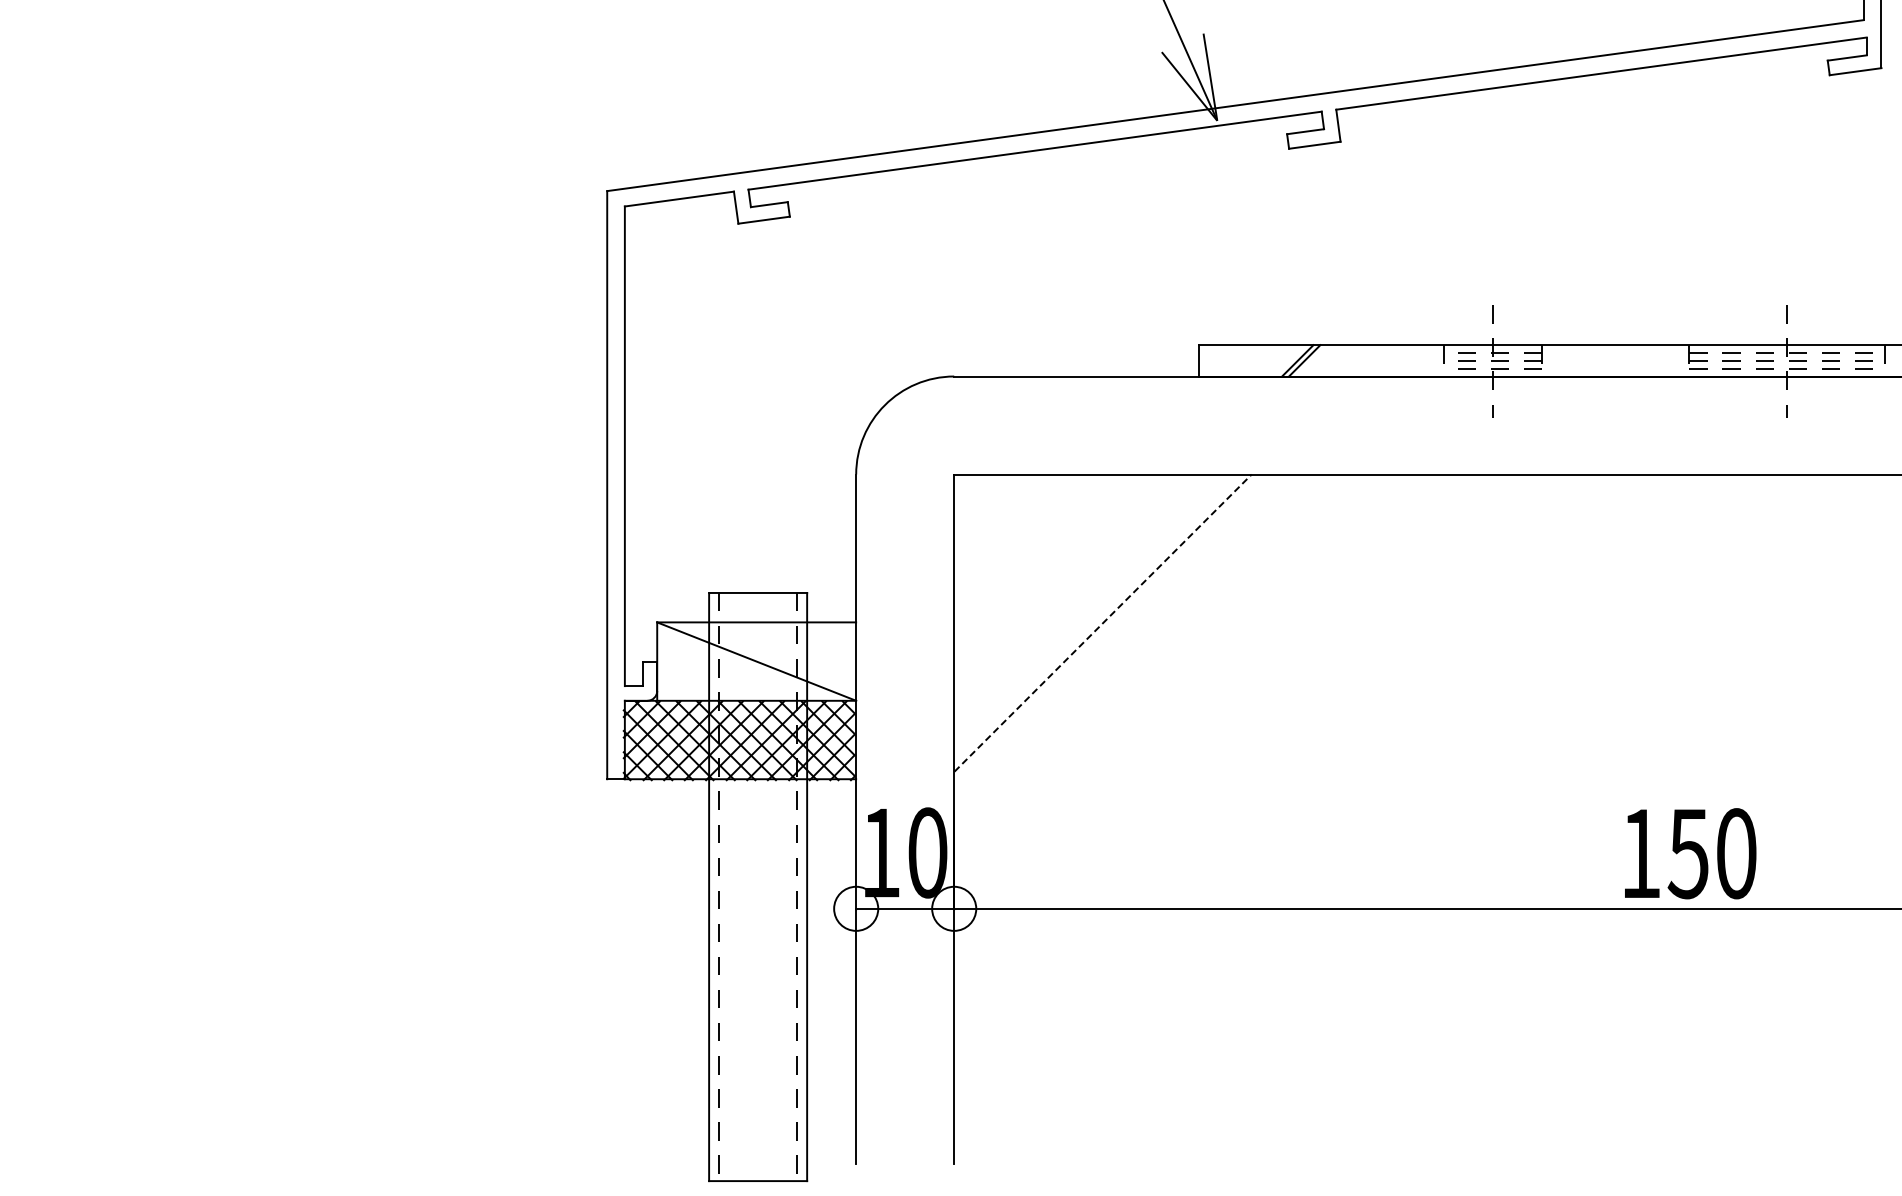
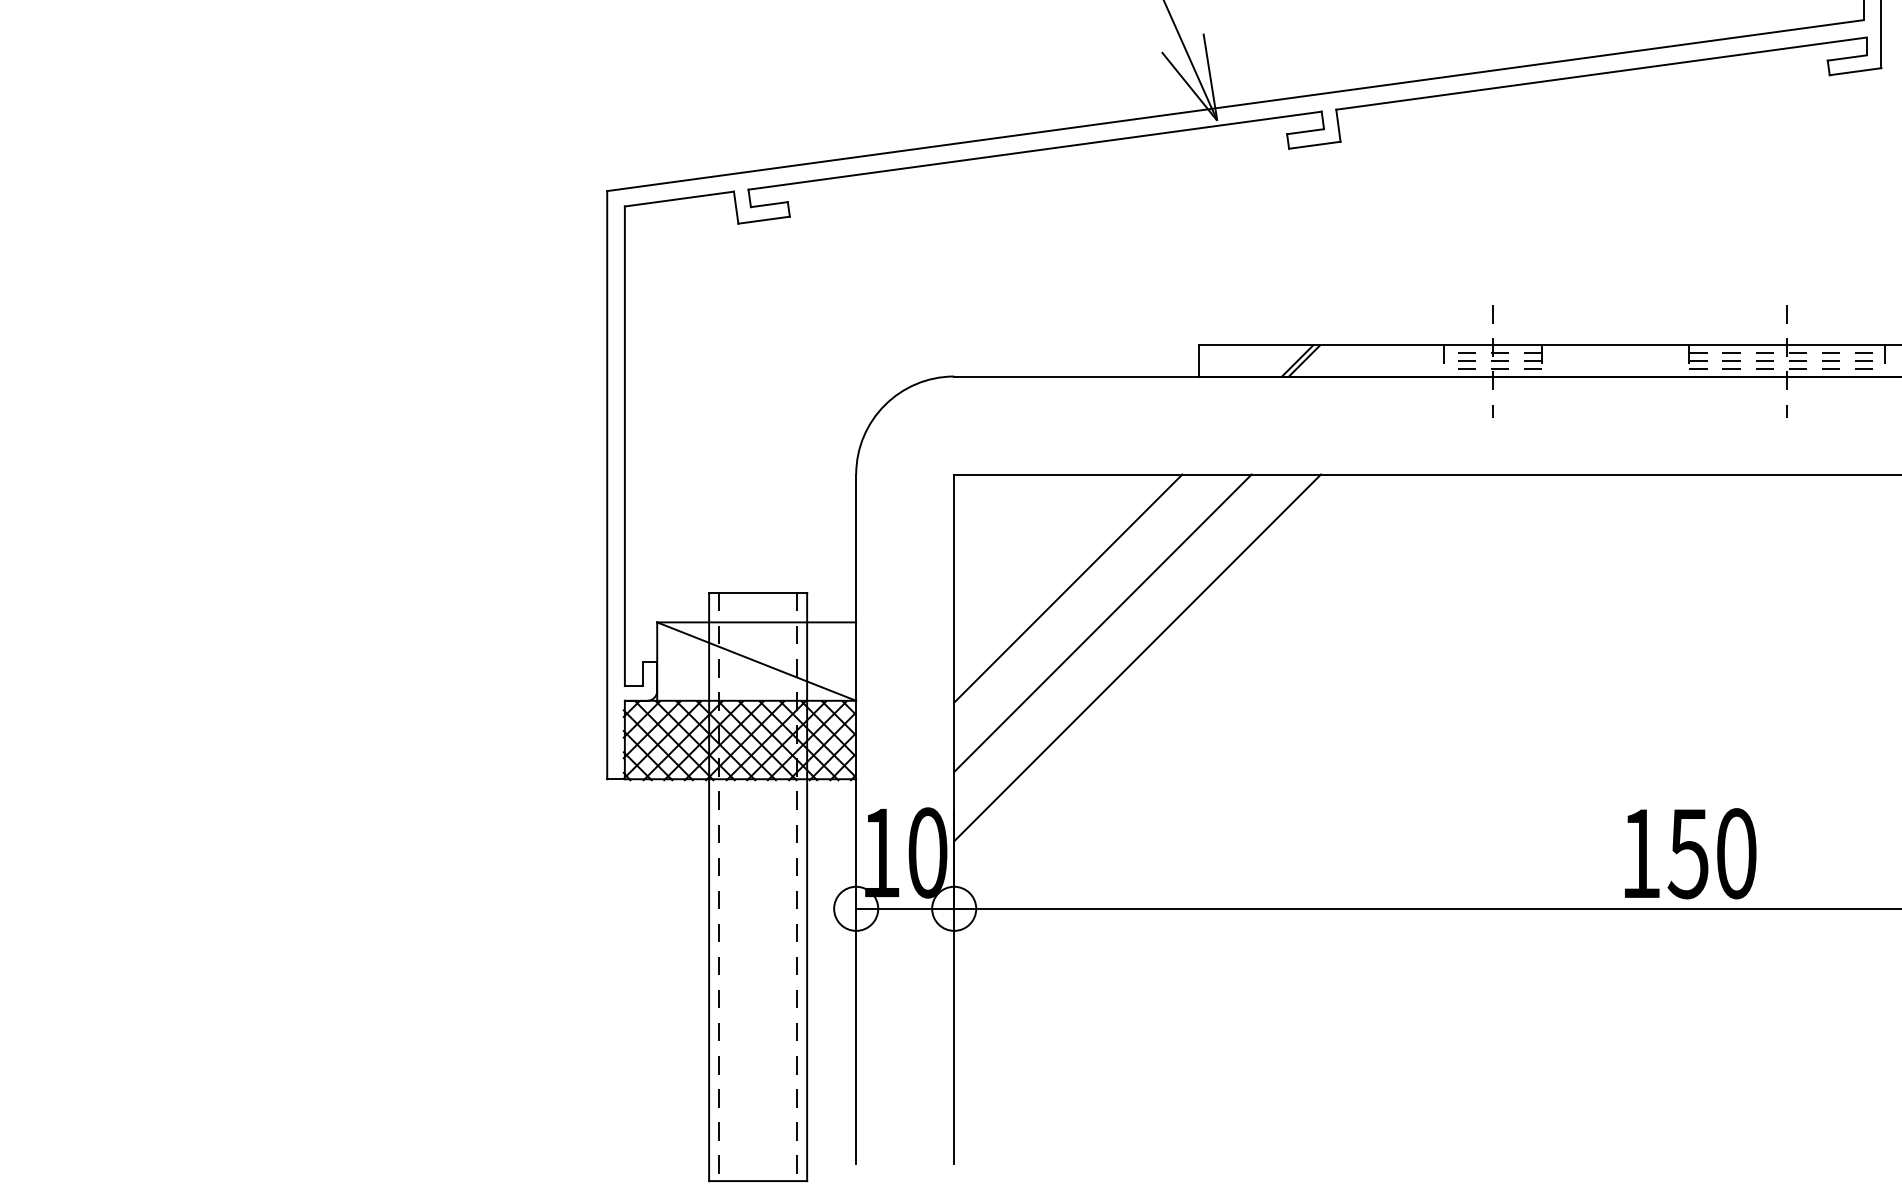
line: none -> present (1068, 588)
line: dashed -> solid (1103, 622)
line: none -> present (1137, 657)
